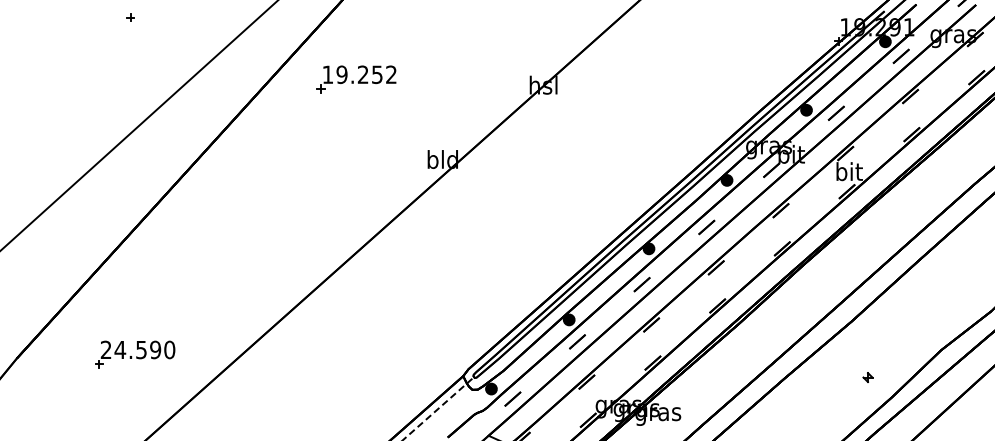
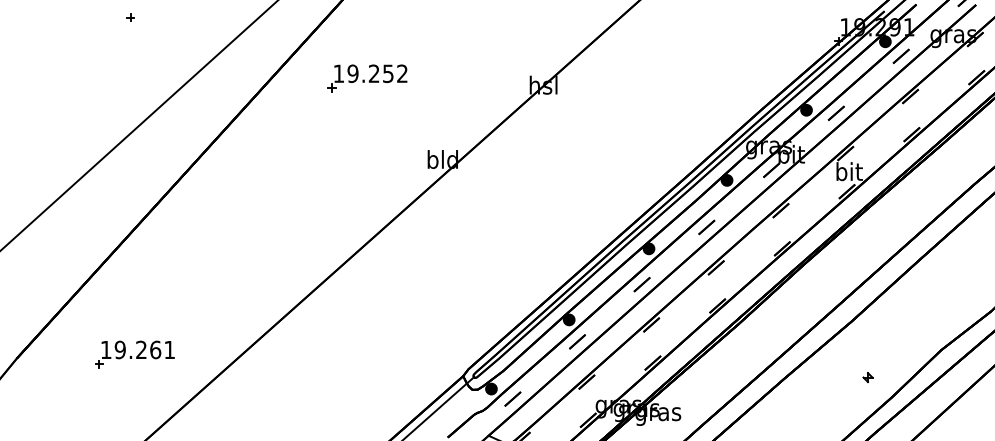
part position: (356, 79) -> (367, 78) (367, 78)
text: 24.590 -> 19.261 (137, 349)
line: dashed -> solid (438, 408)
